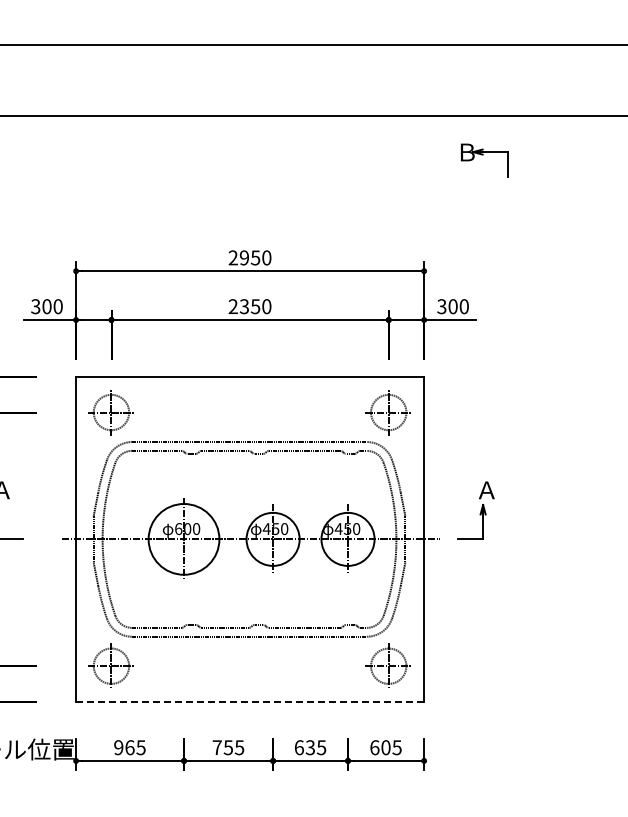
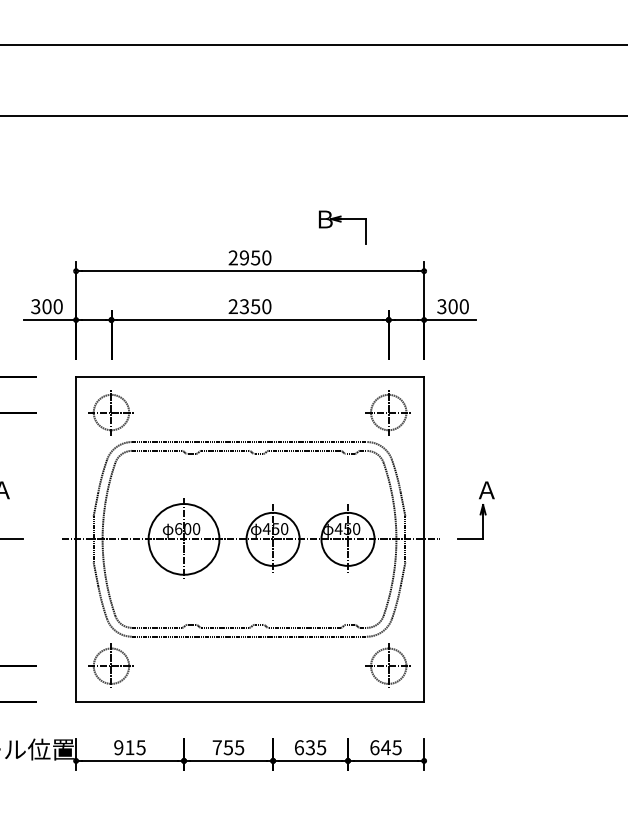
part position: (484, 160) -> (342, 227) (342, 227)
line: dashed -> solid (250, 701)
text: 965 -> 915 (129, 747)
text: 605 -> 645 (385, 747)
